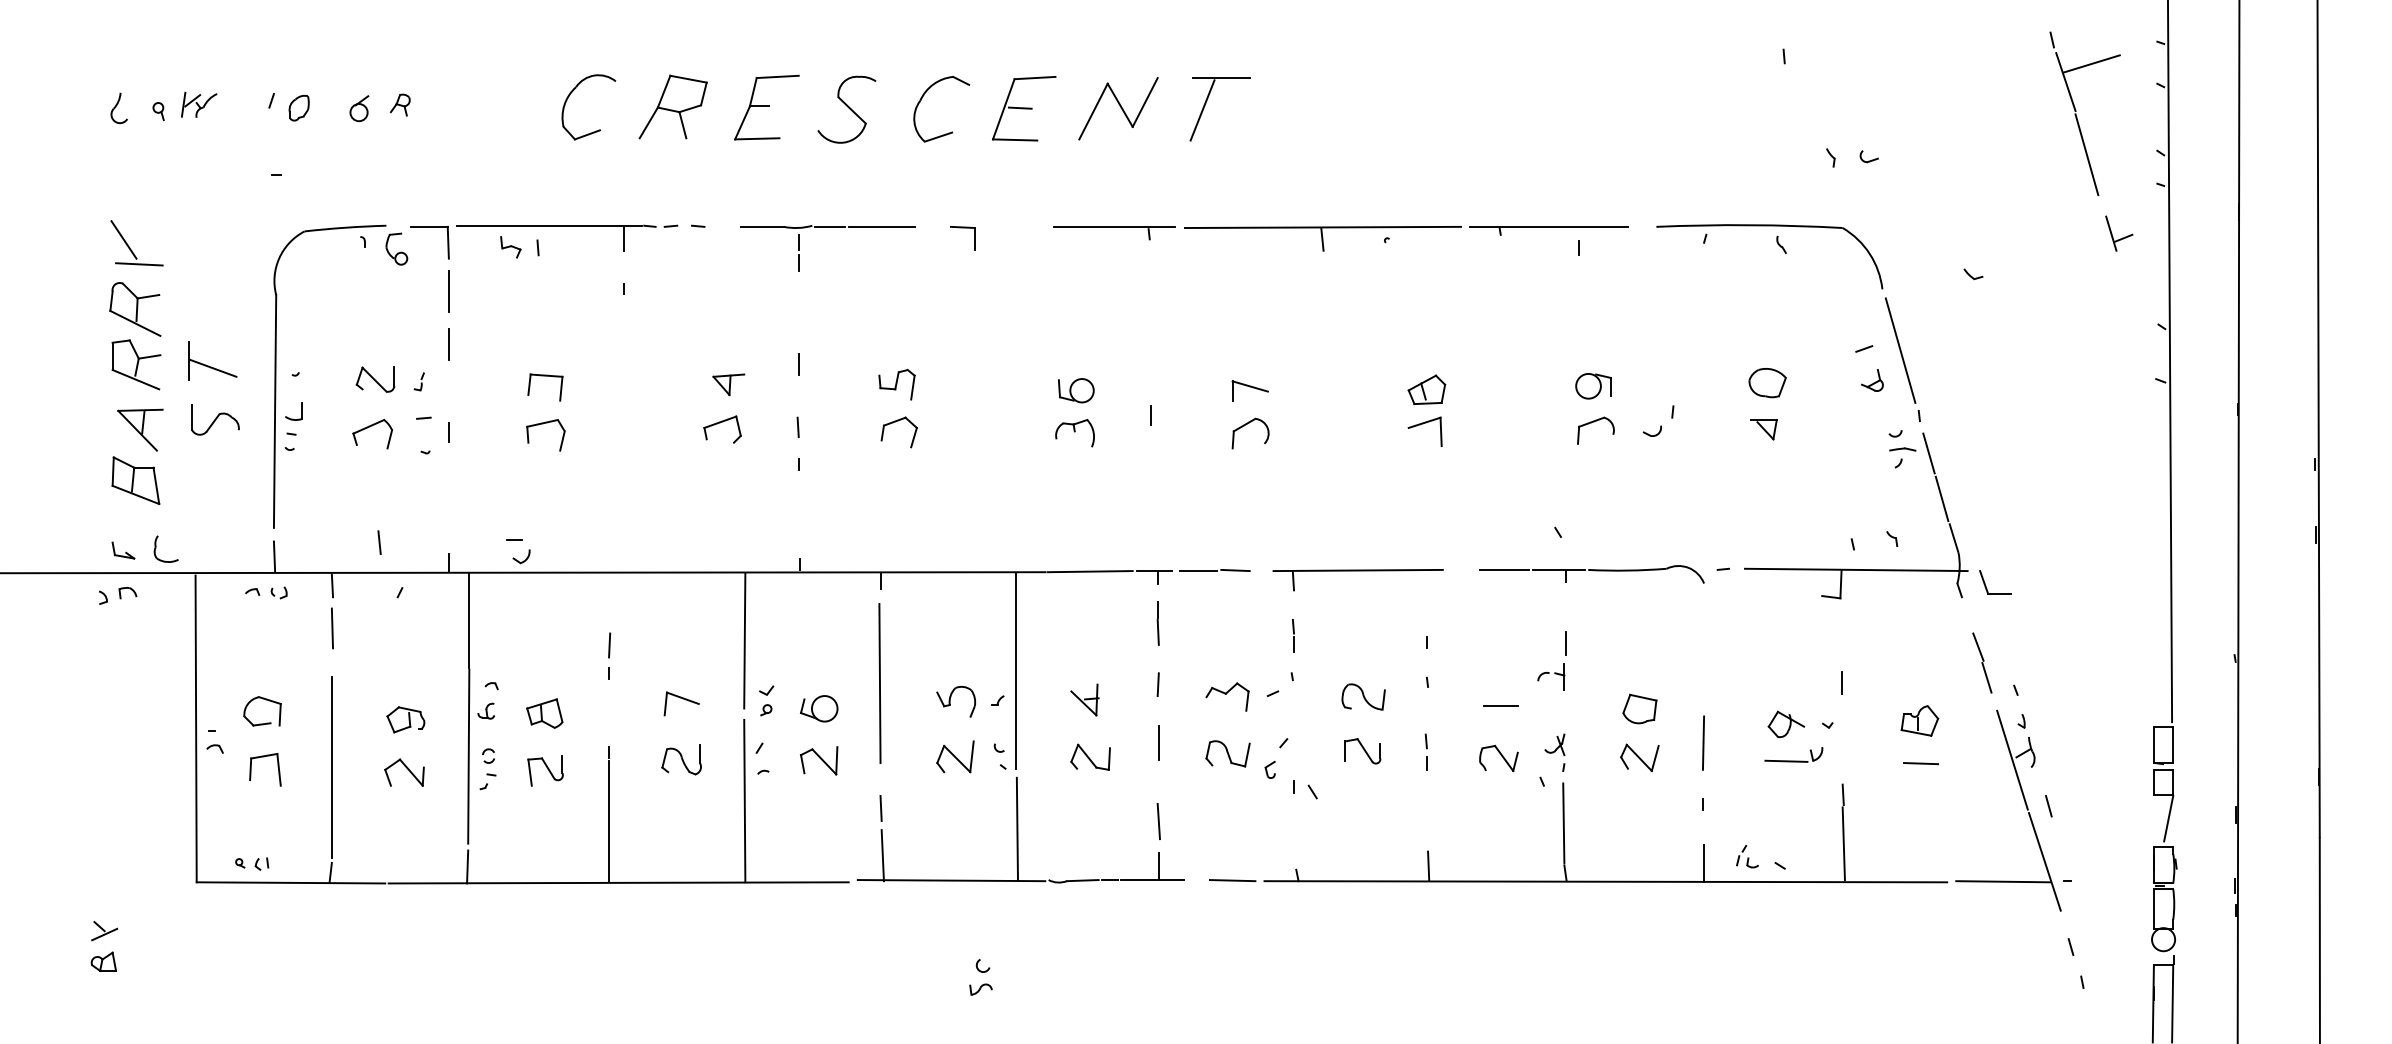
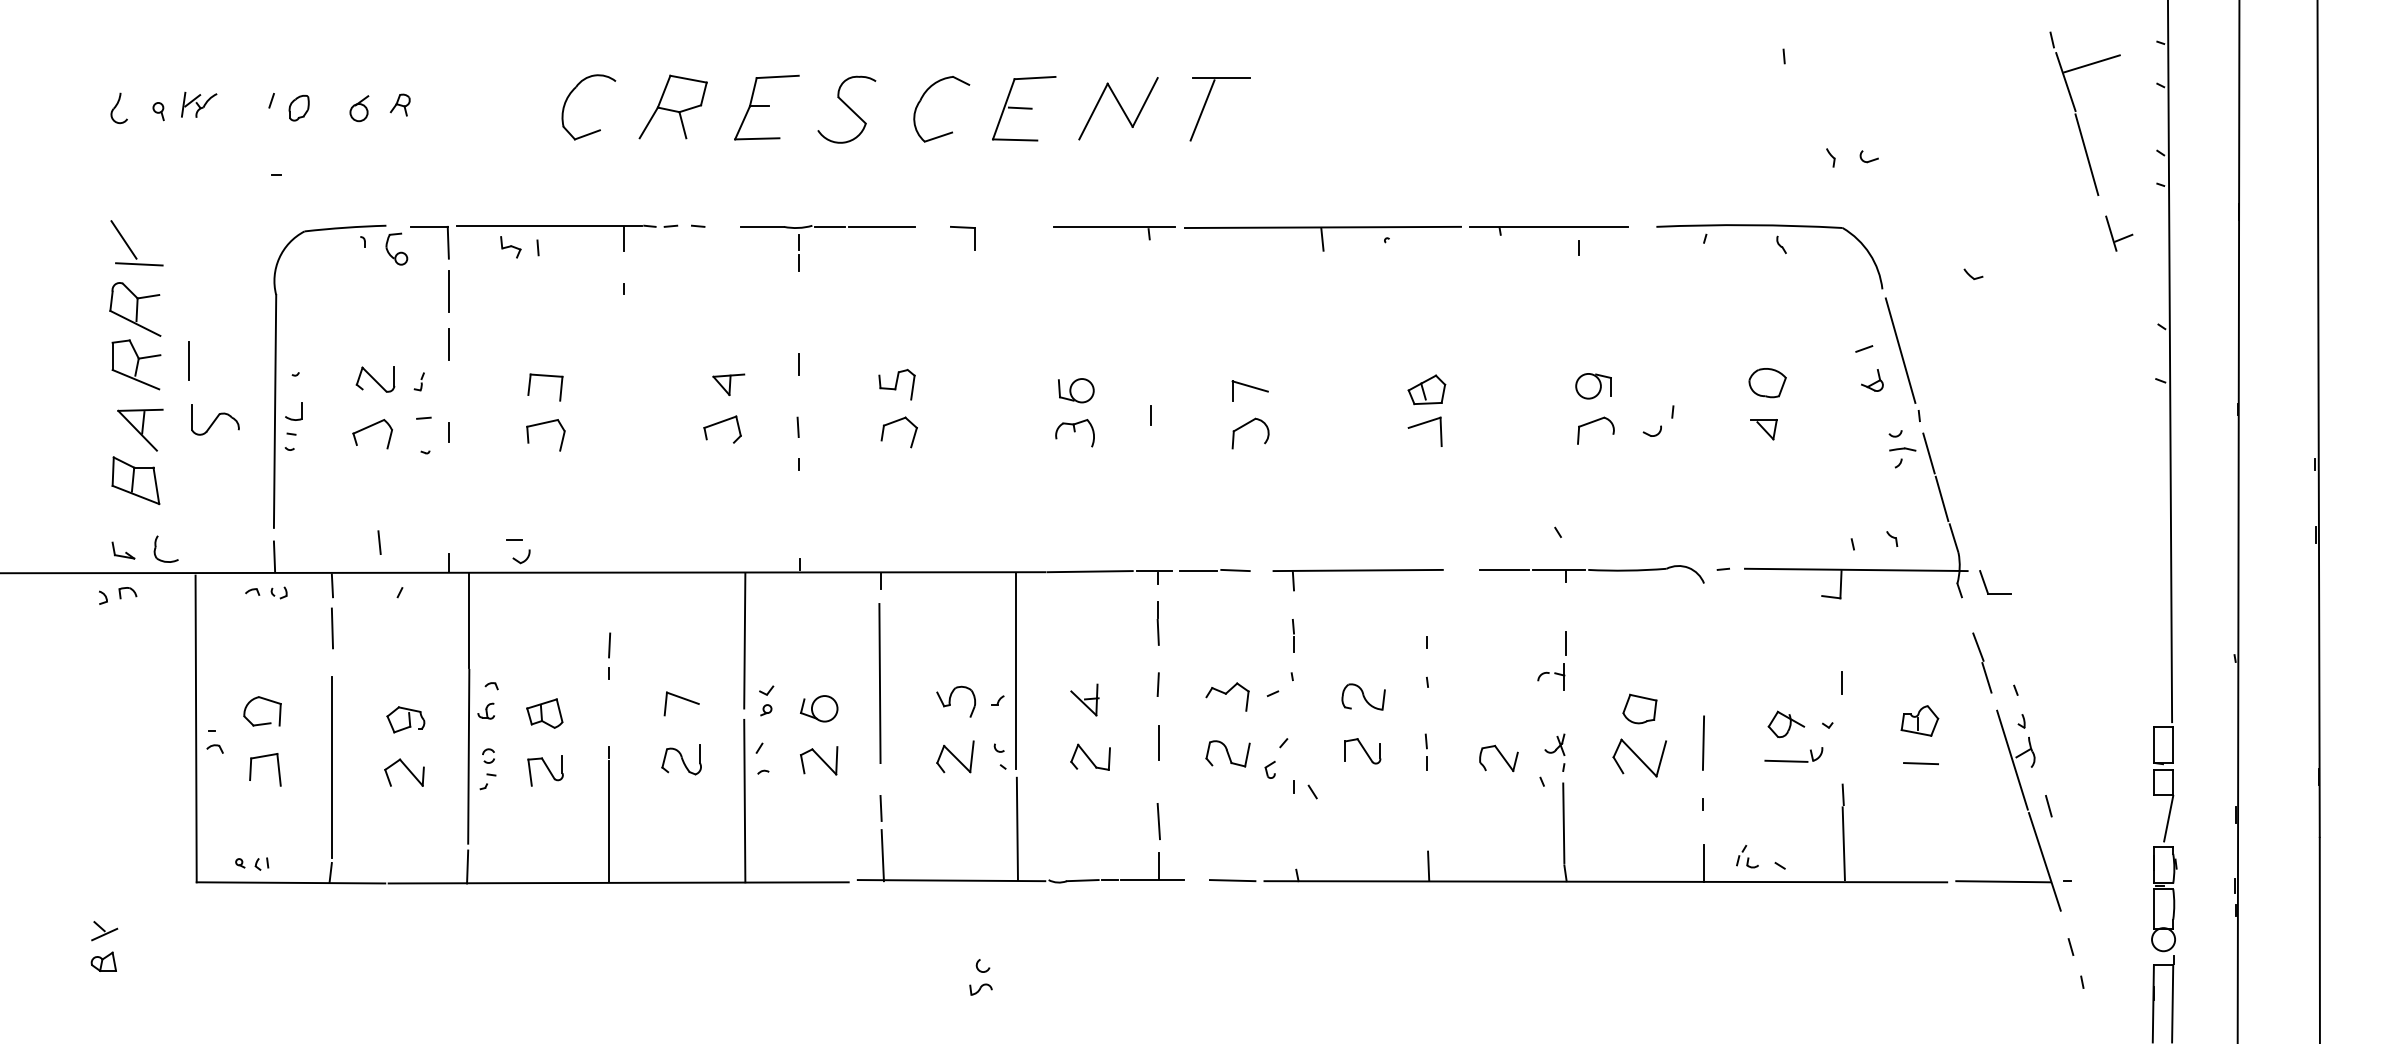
line: present -> none (212, 367)
line: present -> none (1500, 706)
part size: 40x29 px -> 55x40 px (1639, 757)
